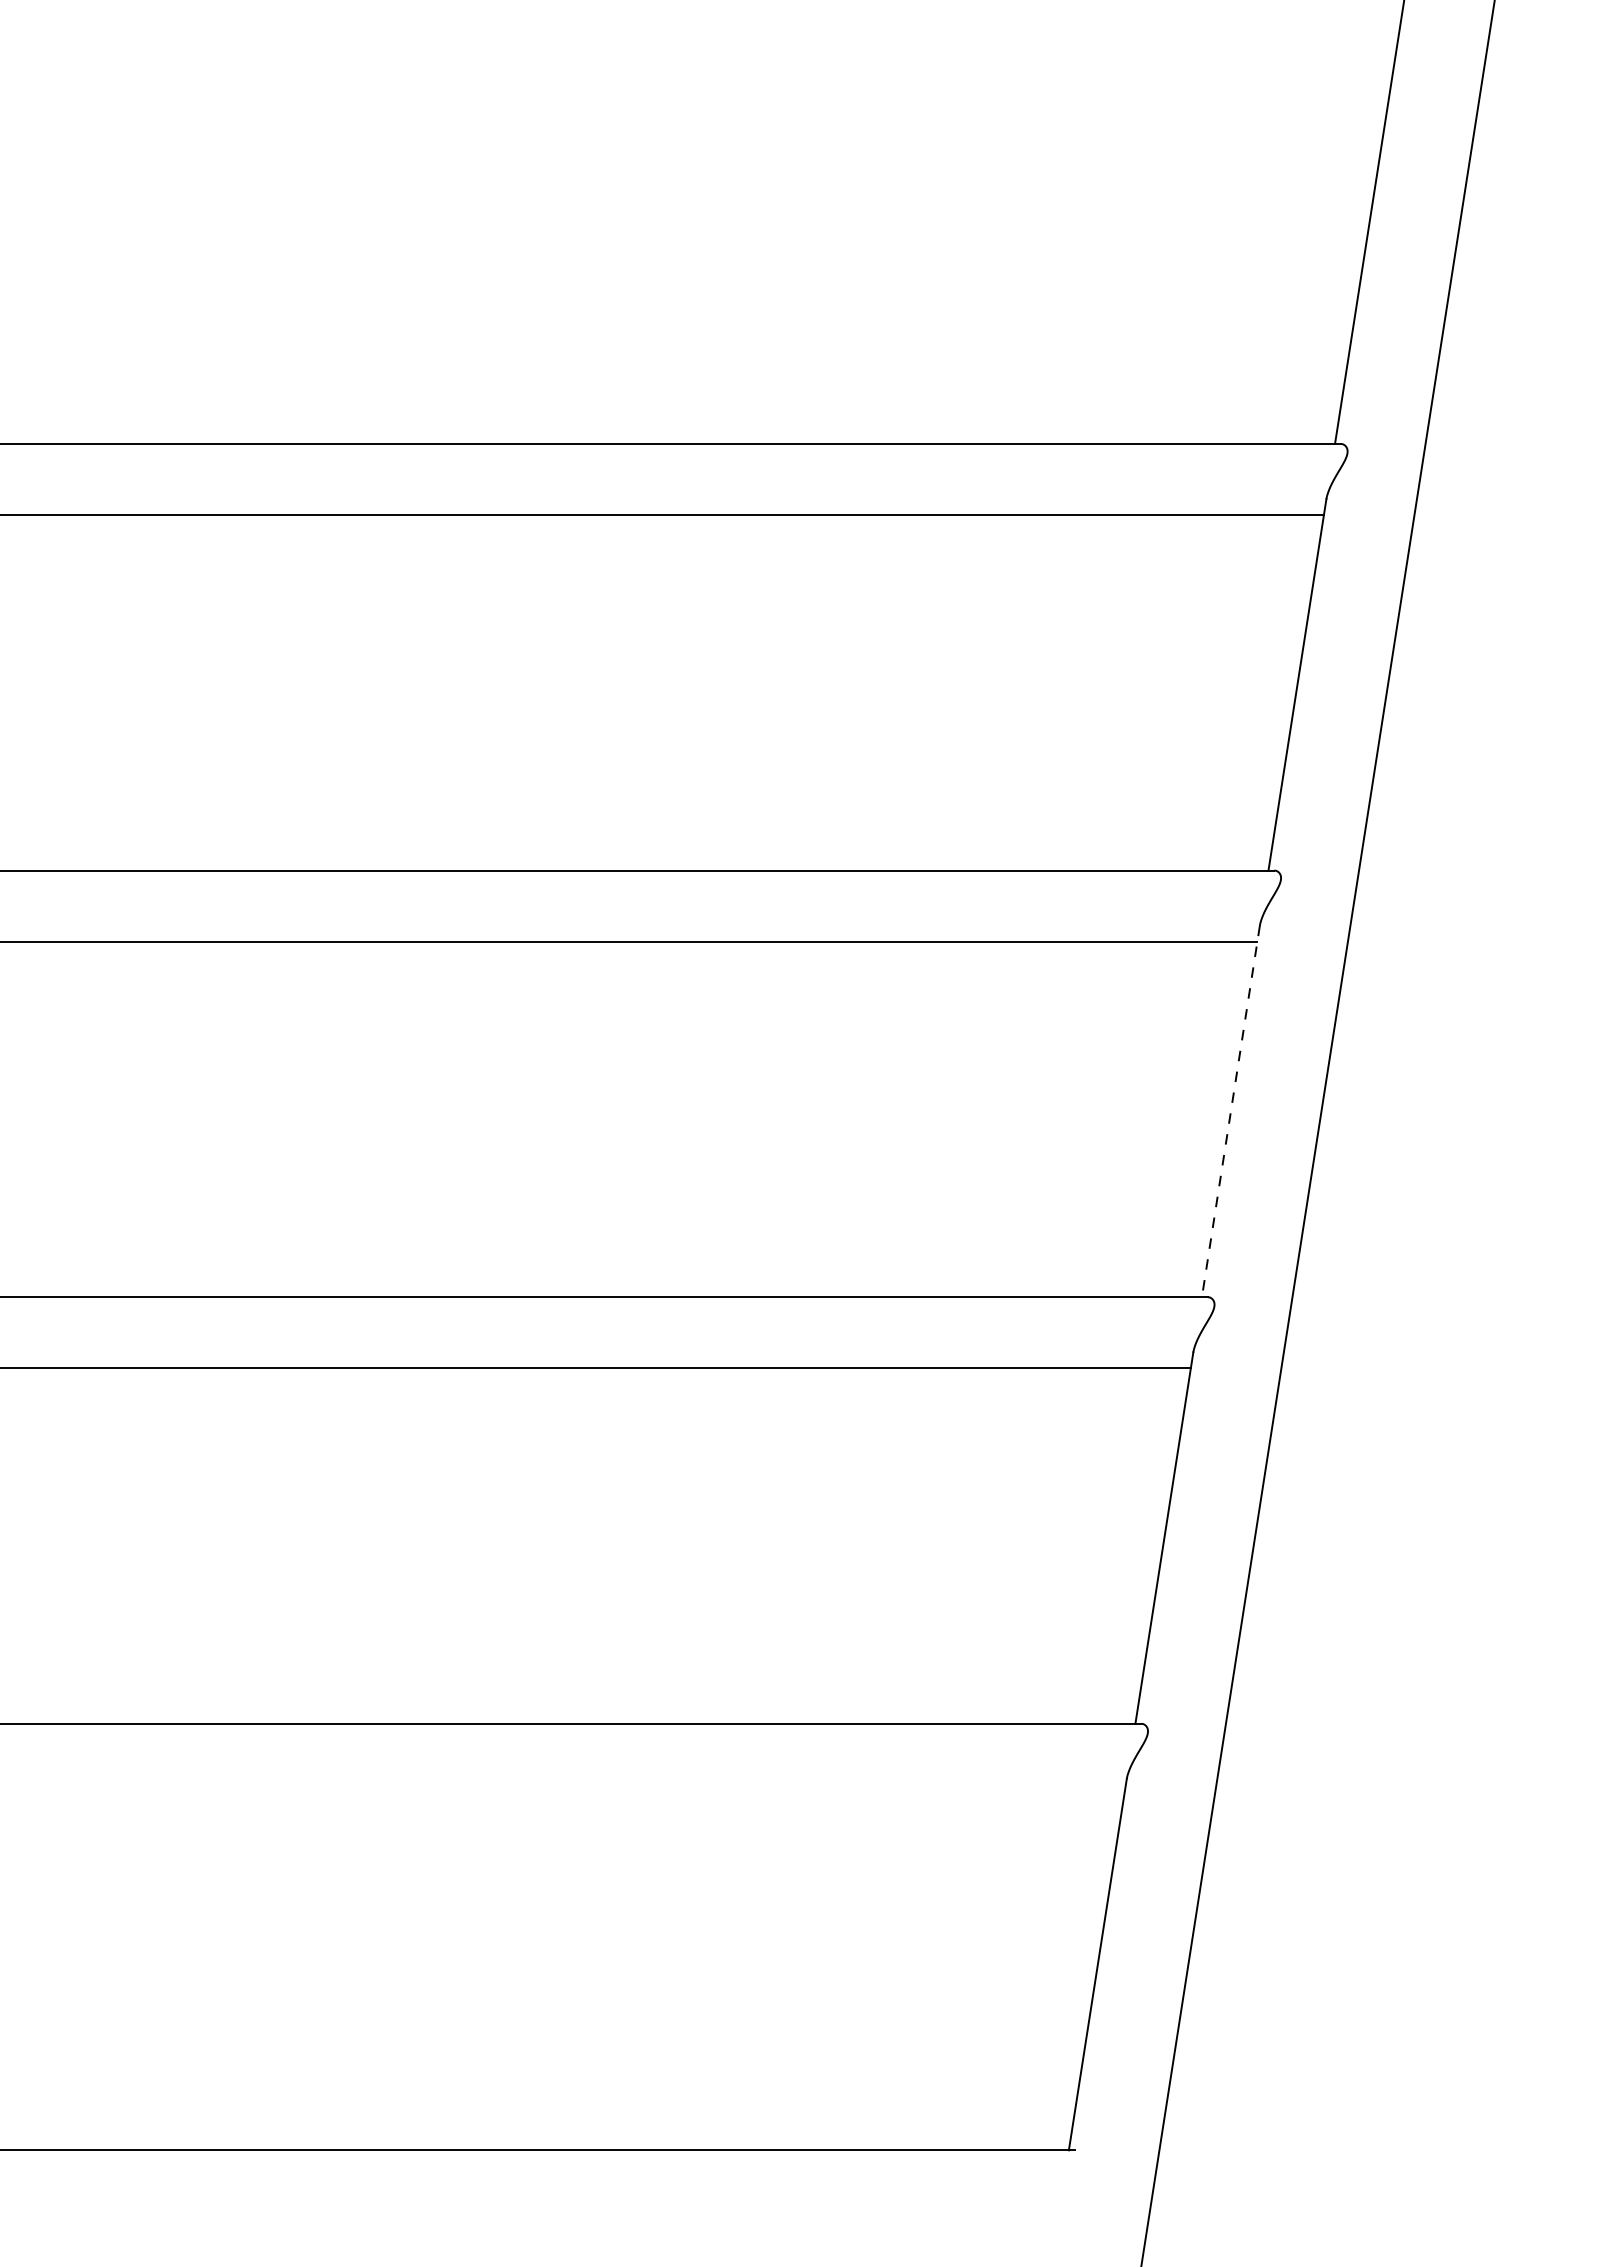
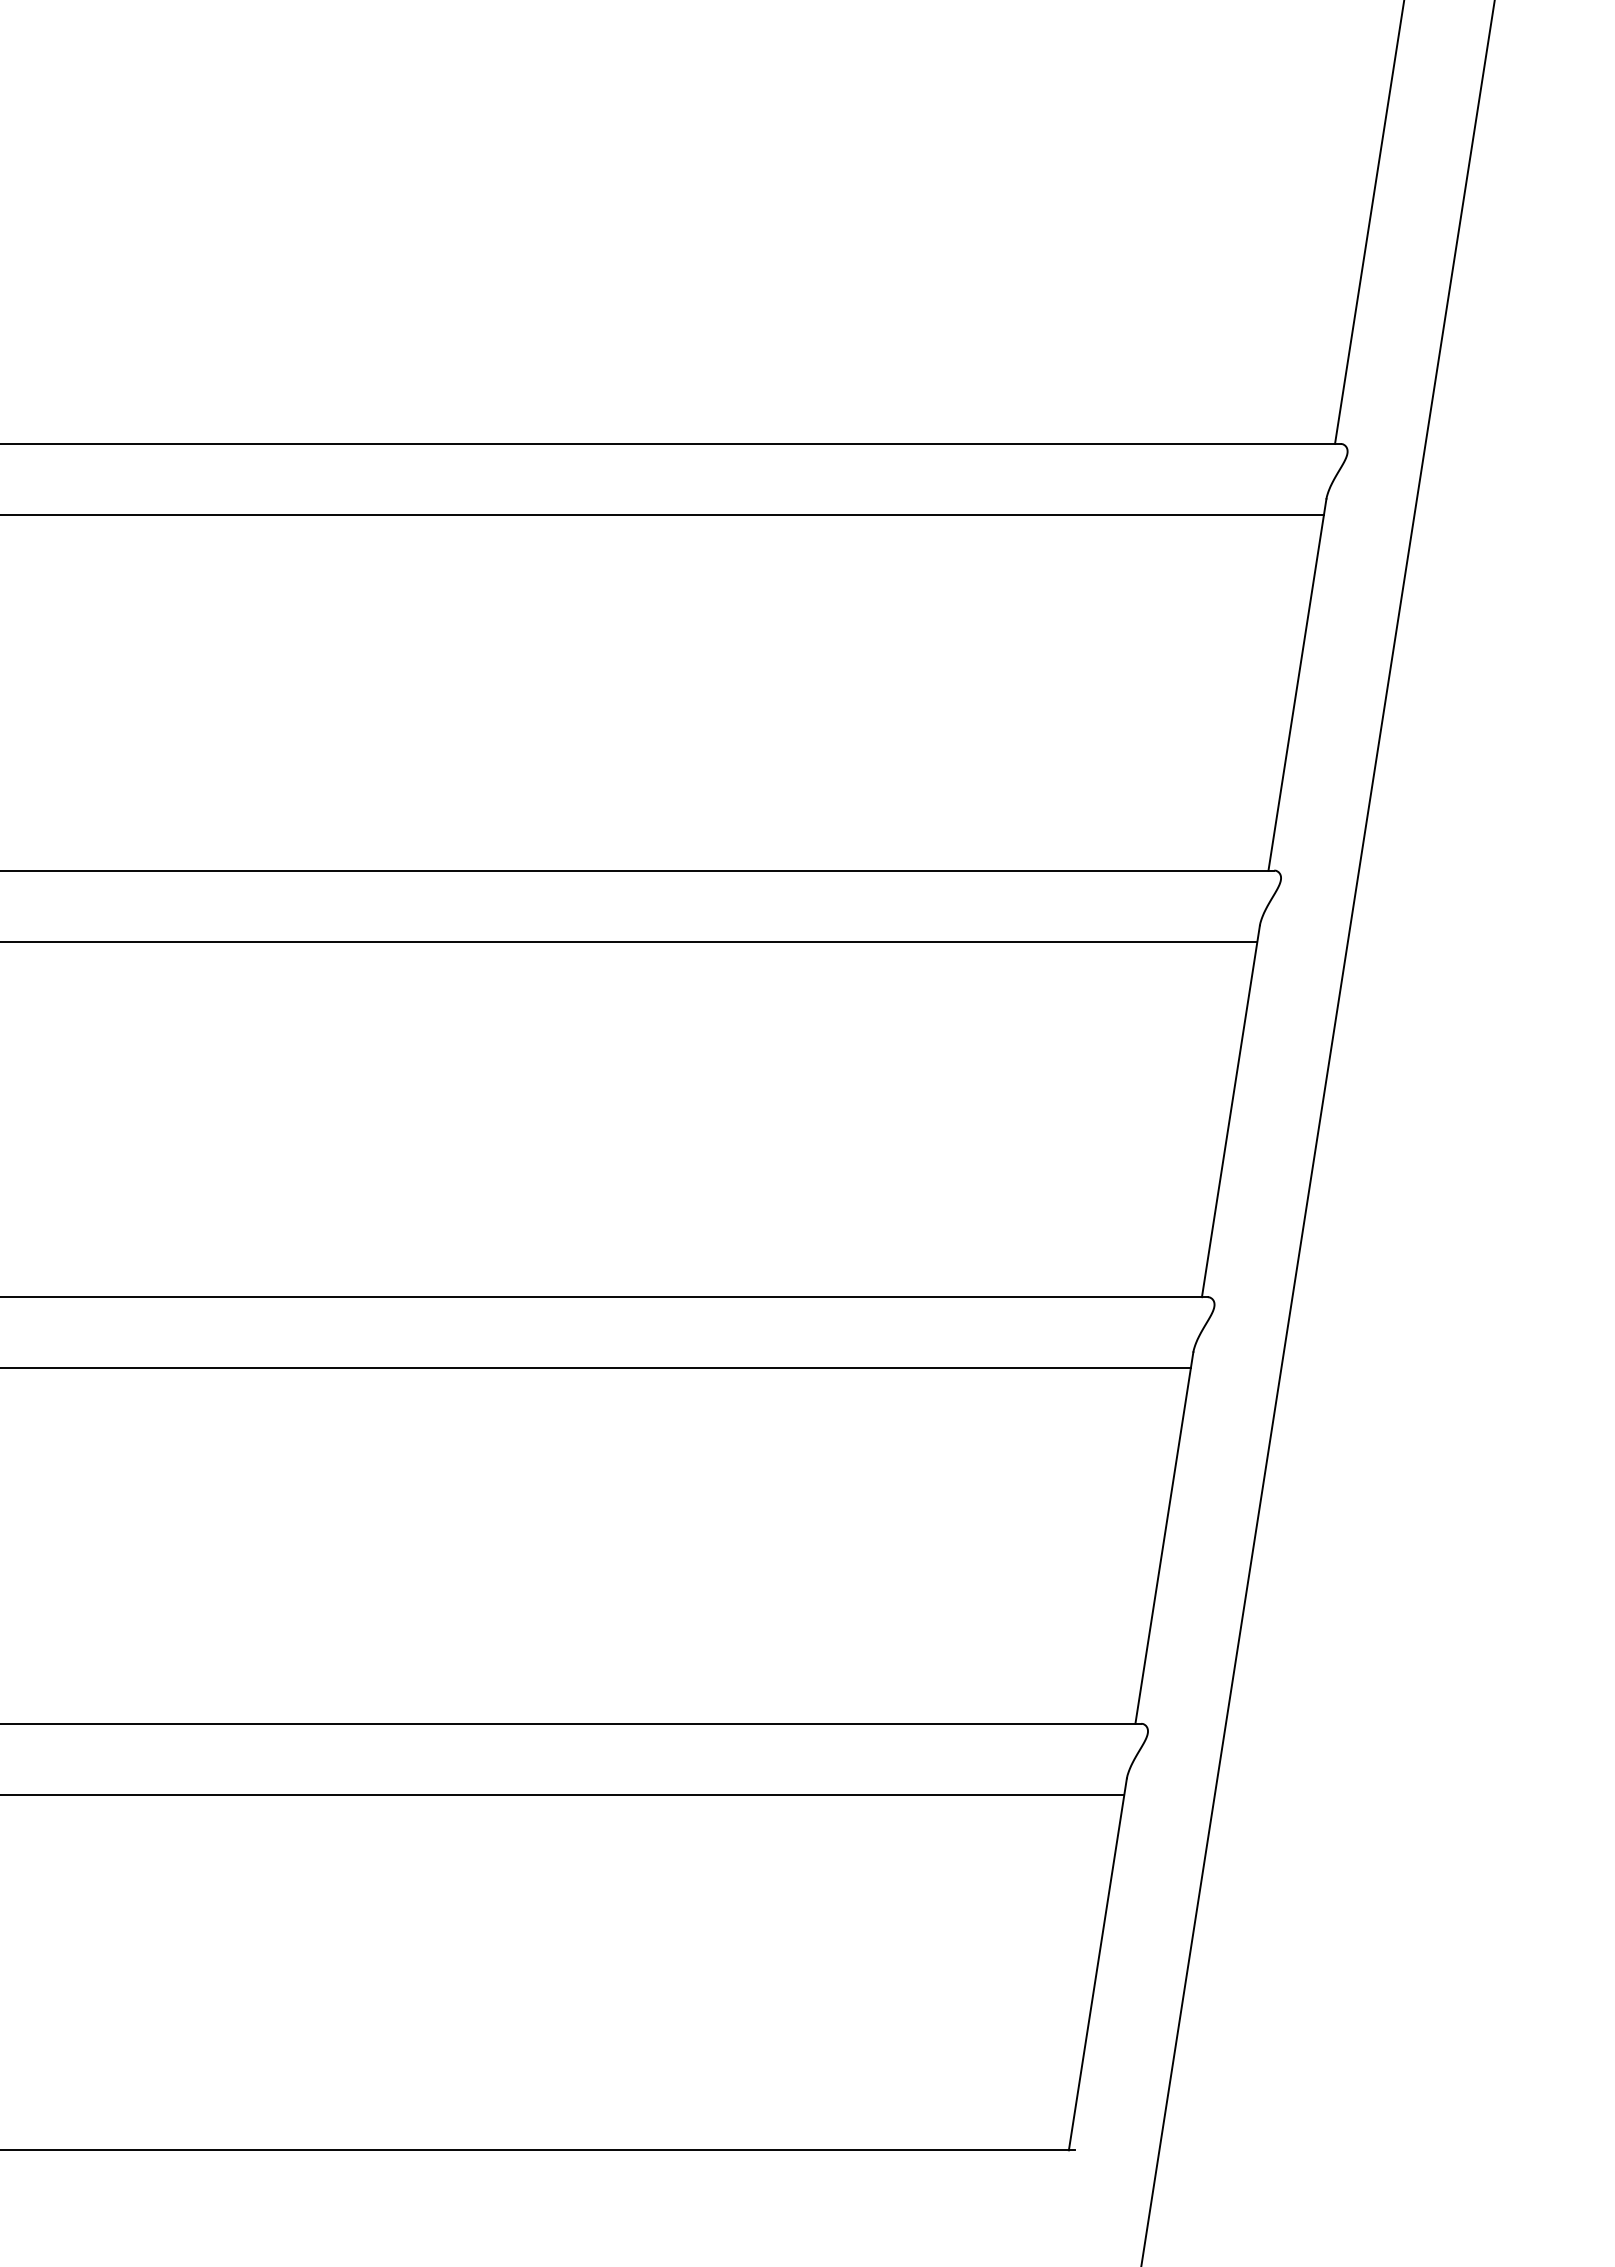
line: dashed -> solid (1230, 1111)
line: none -> present (563, 1794)
